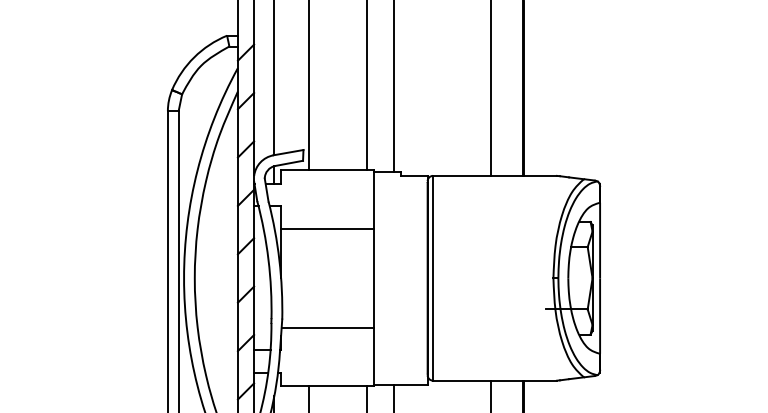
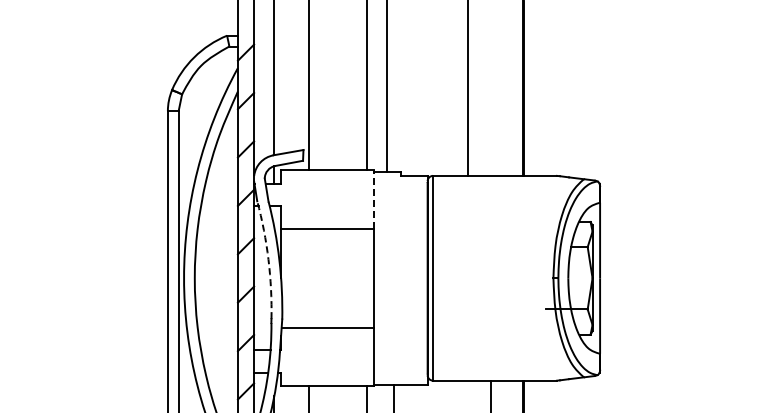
line position: (394, 86) -> (387, 86) (387, 86)
line position: (490, 88) -> (467, 88) (467, 88)
line: solid -> dashed (373, 199)
arc: solid -> dashed (268, 259)
